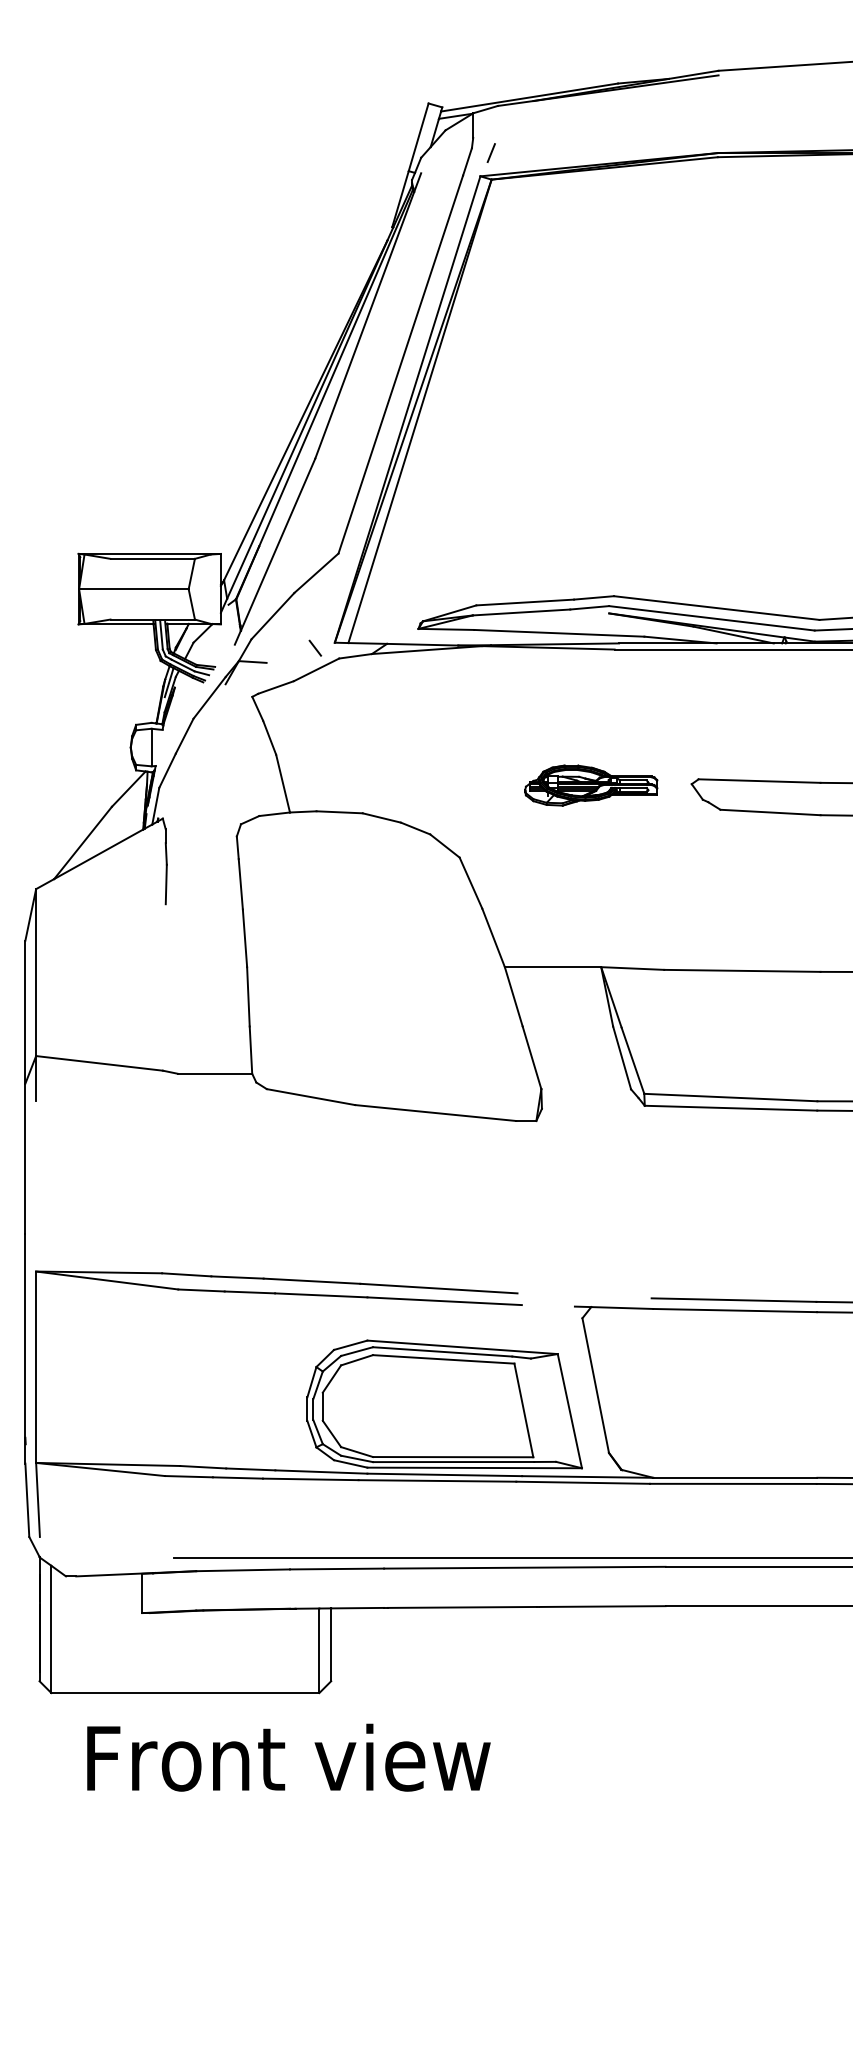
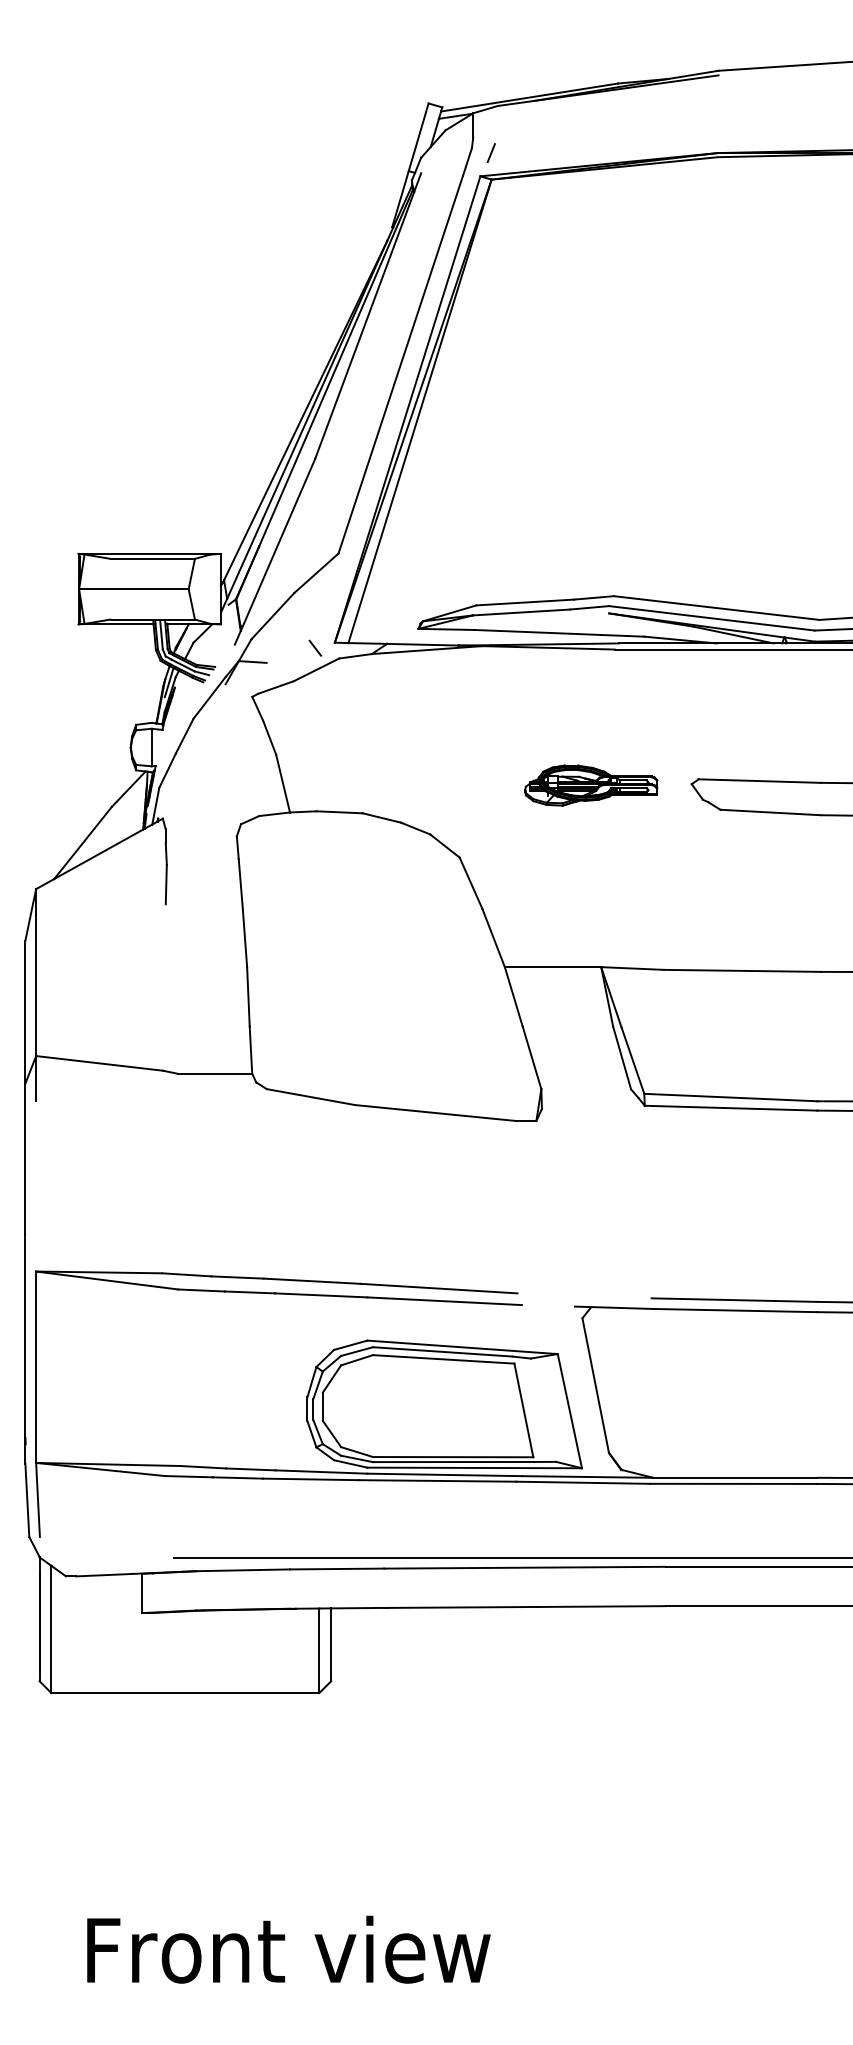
text position: (288, 1757) -> (288, 1949) (288, 1949)
